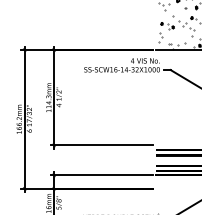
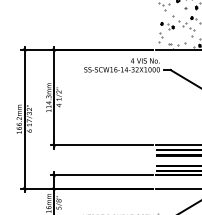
line: none -> present (177, 145)
line: none -> present (177, 188)
